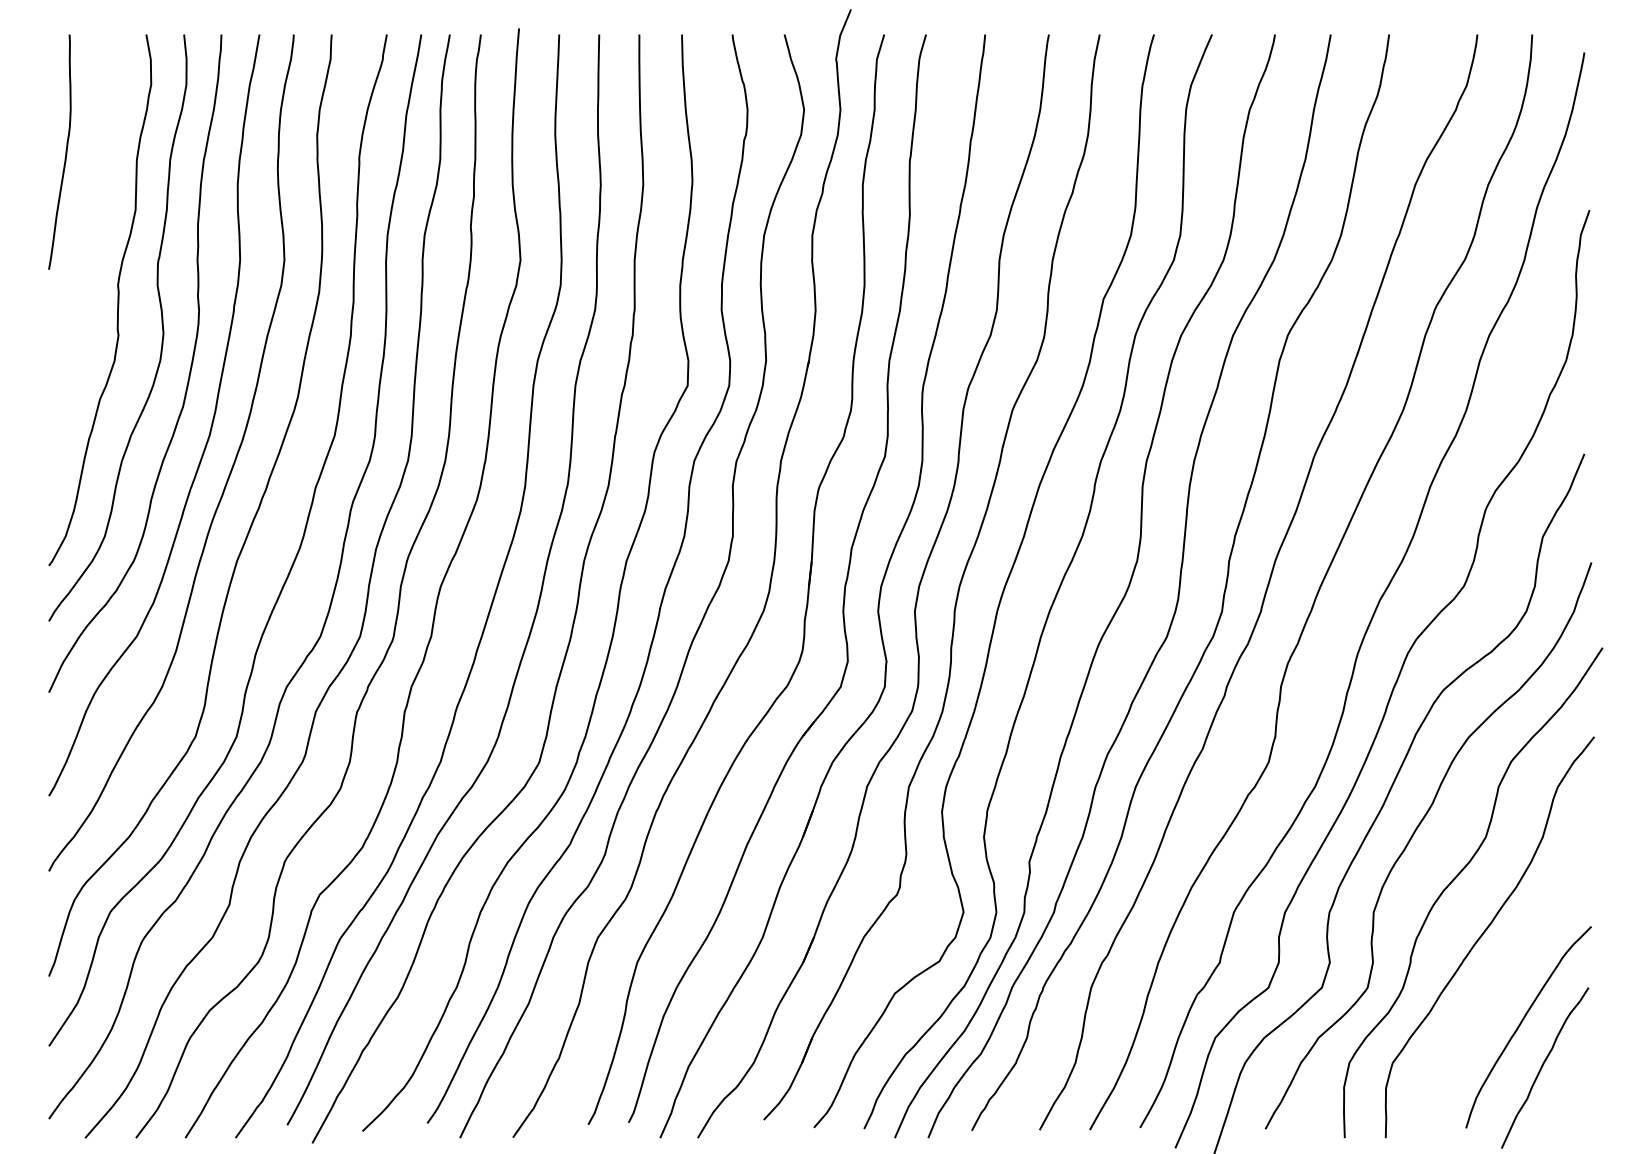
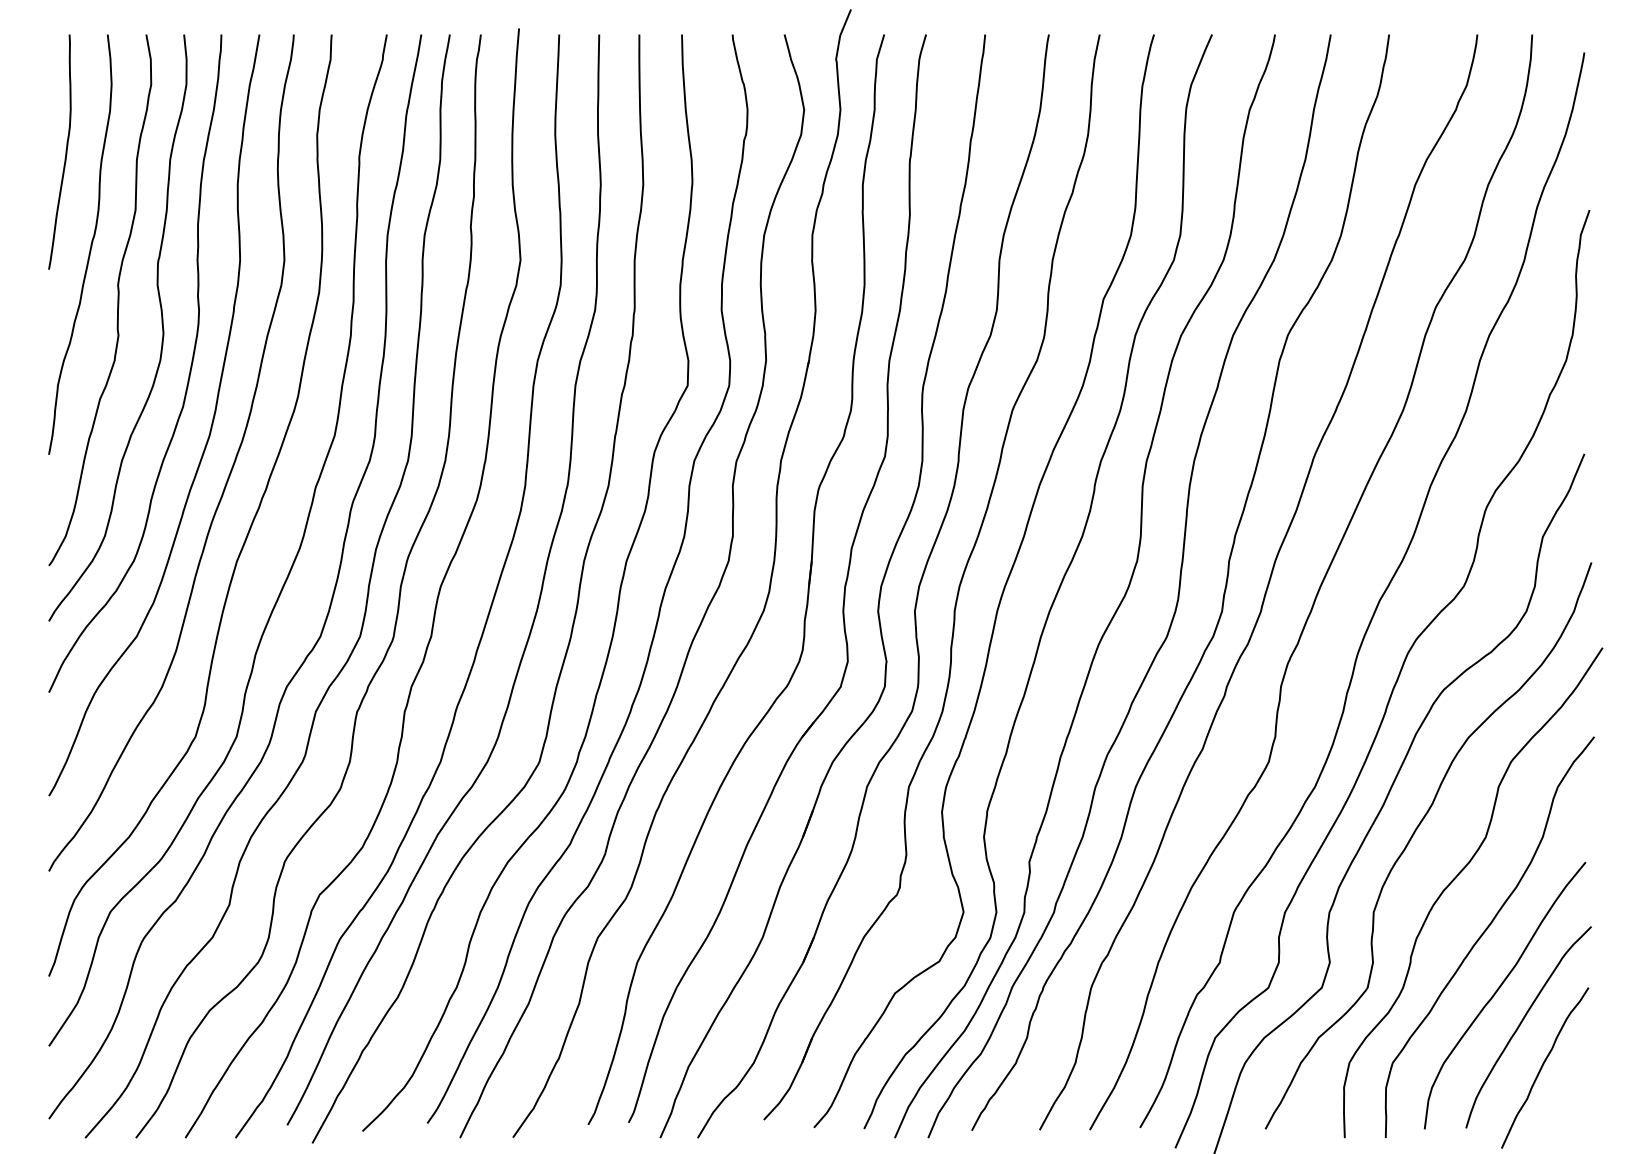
curve: none -> present (90, 244)
curve: none -> present (1499, 989)
